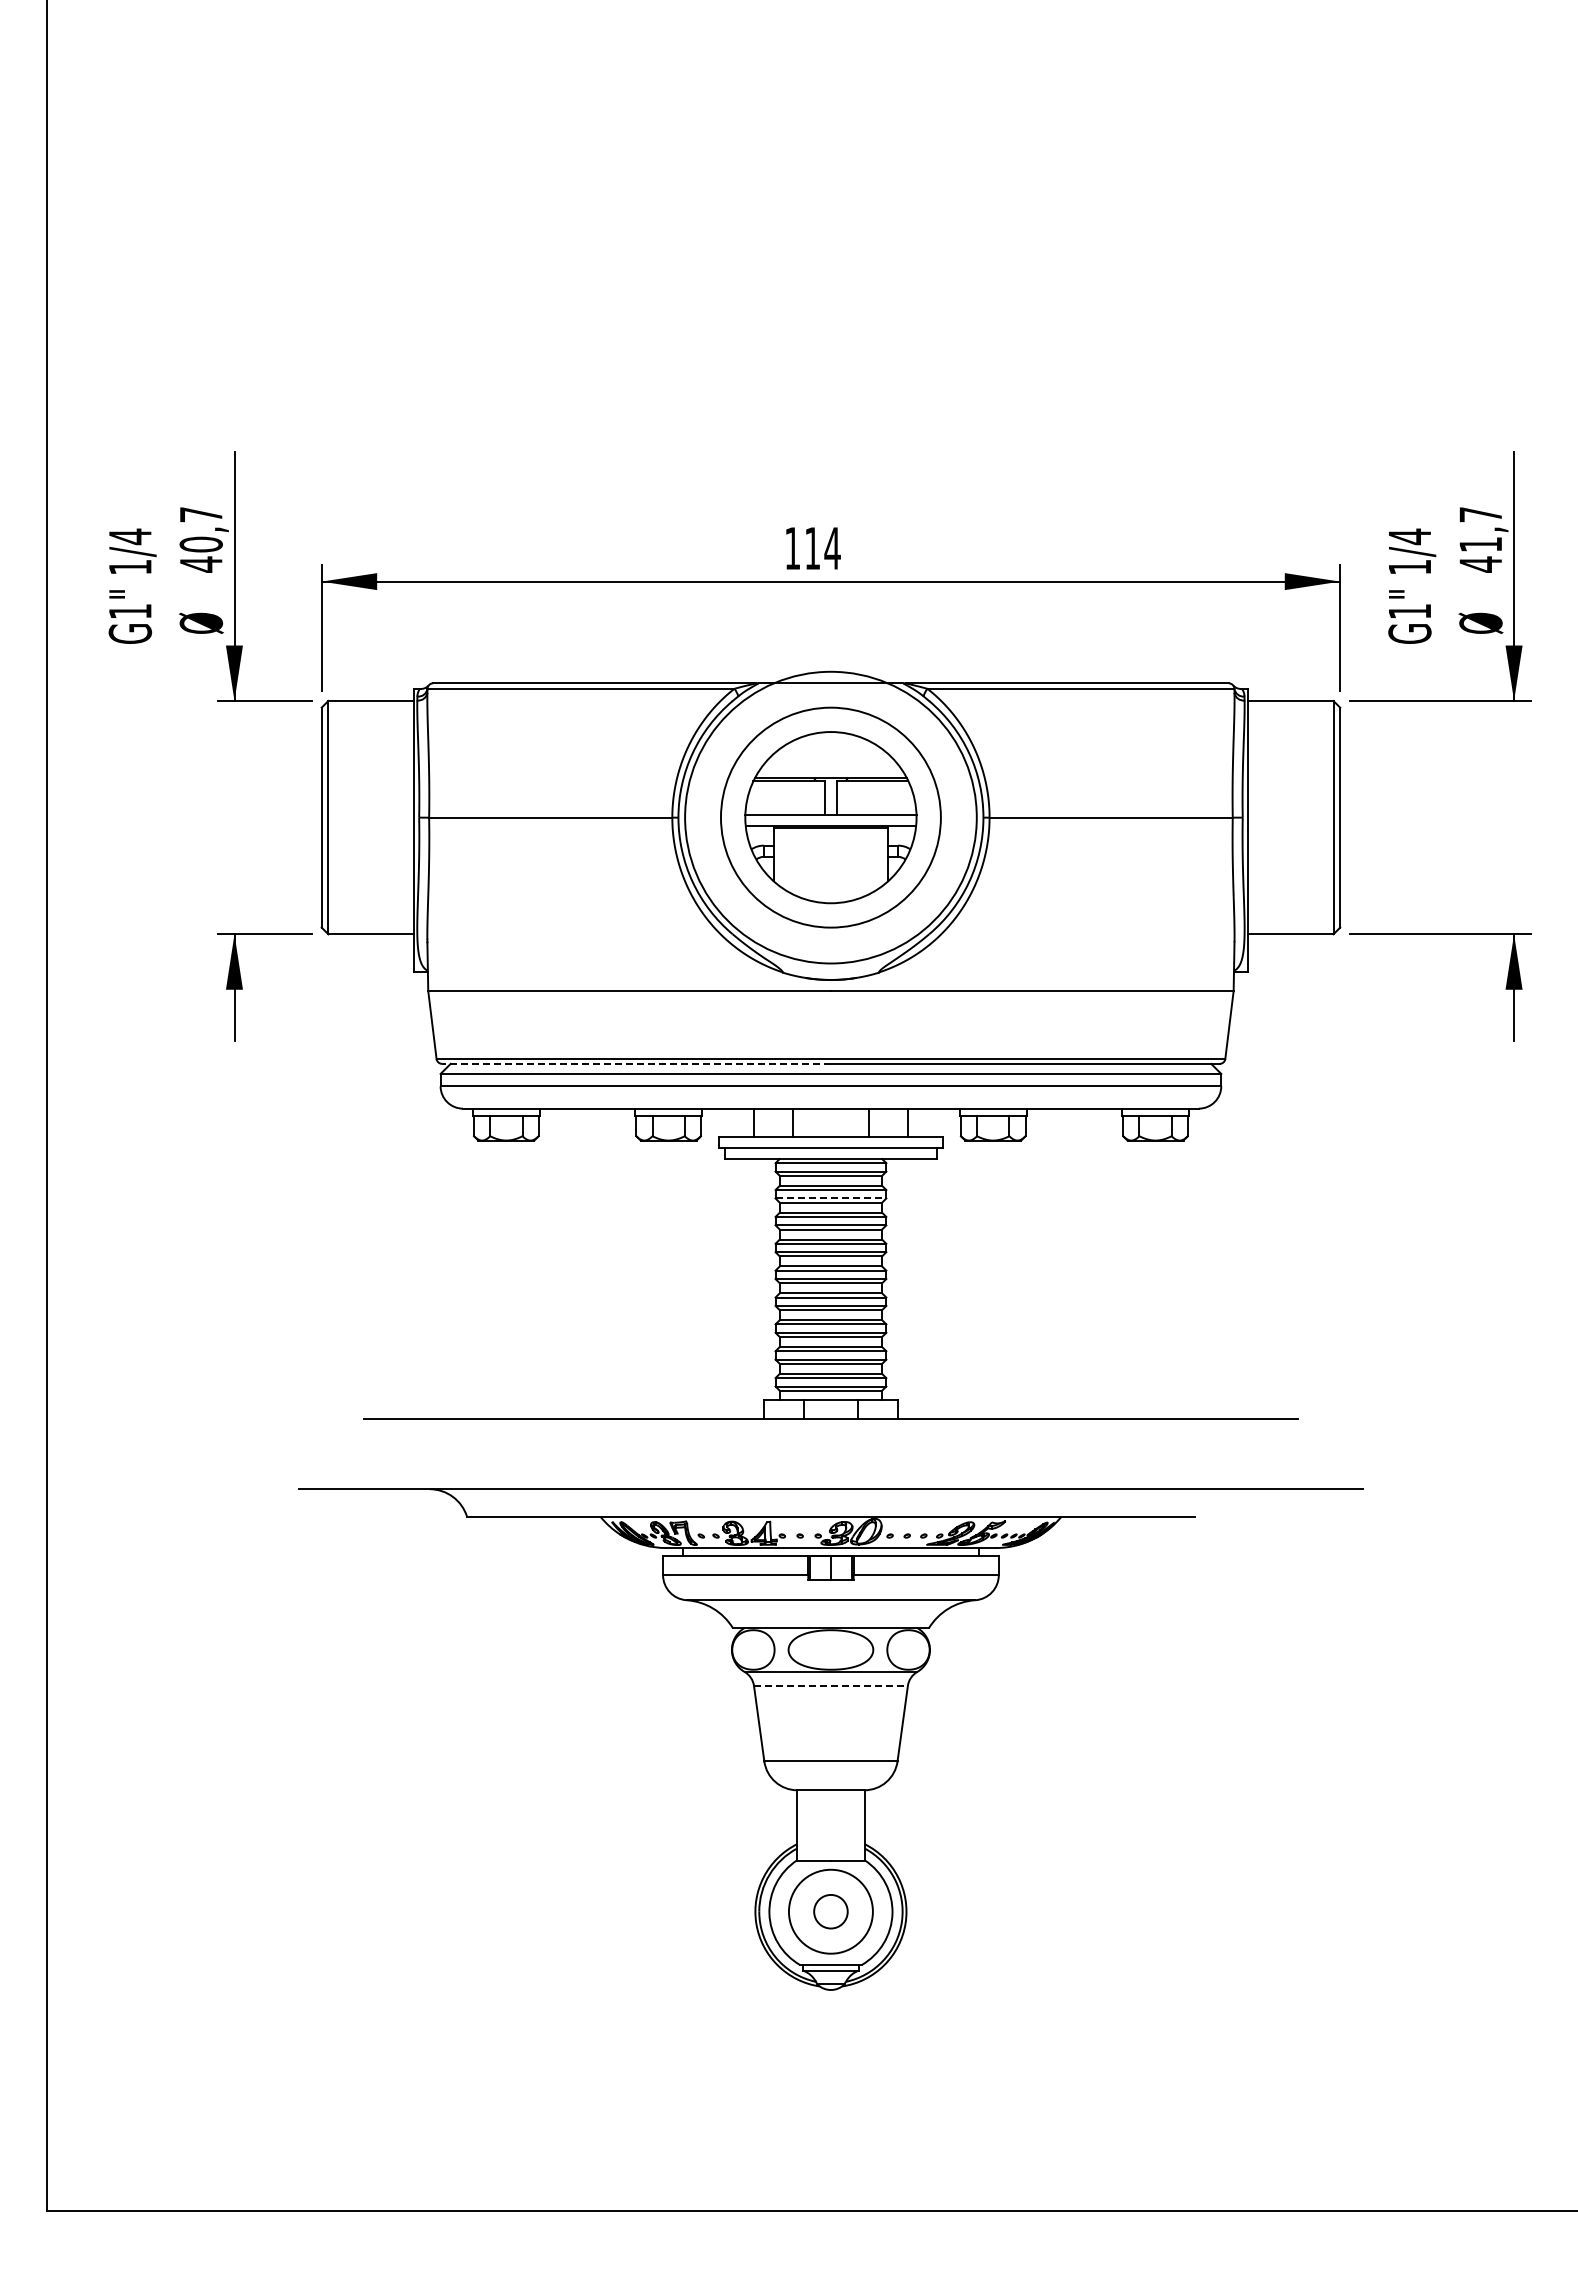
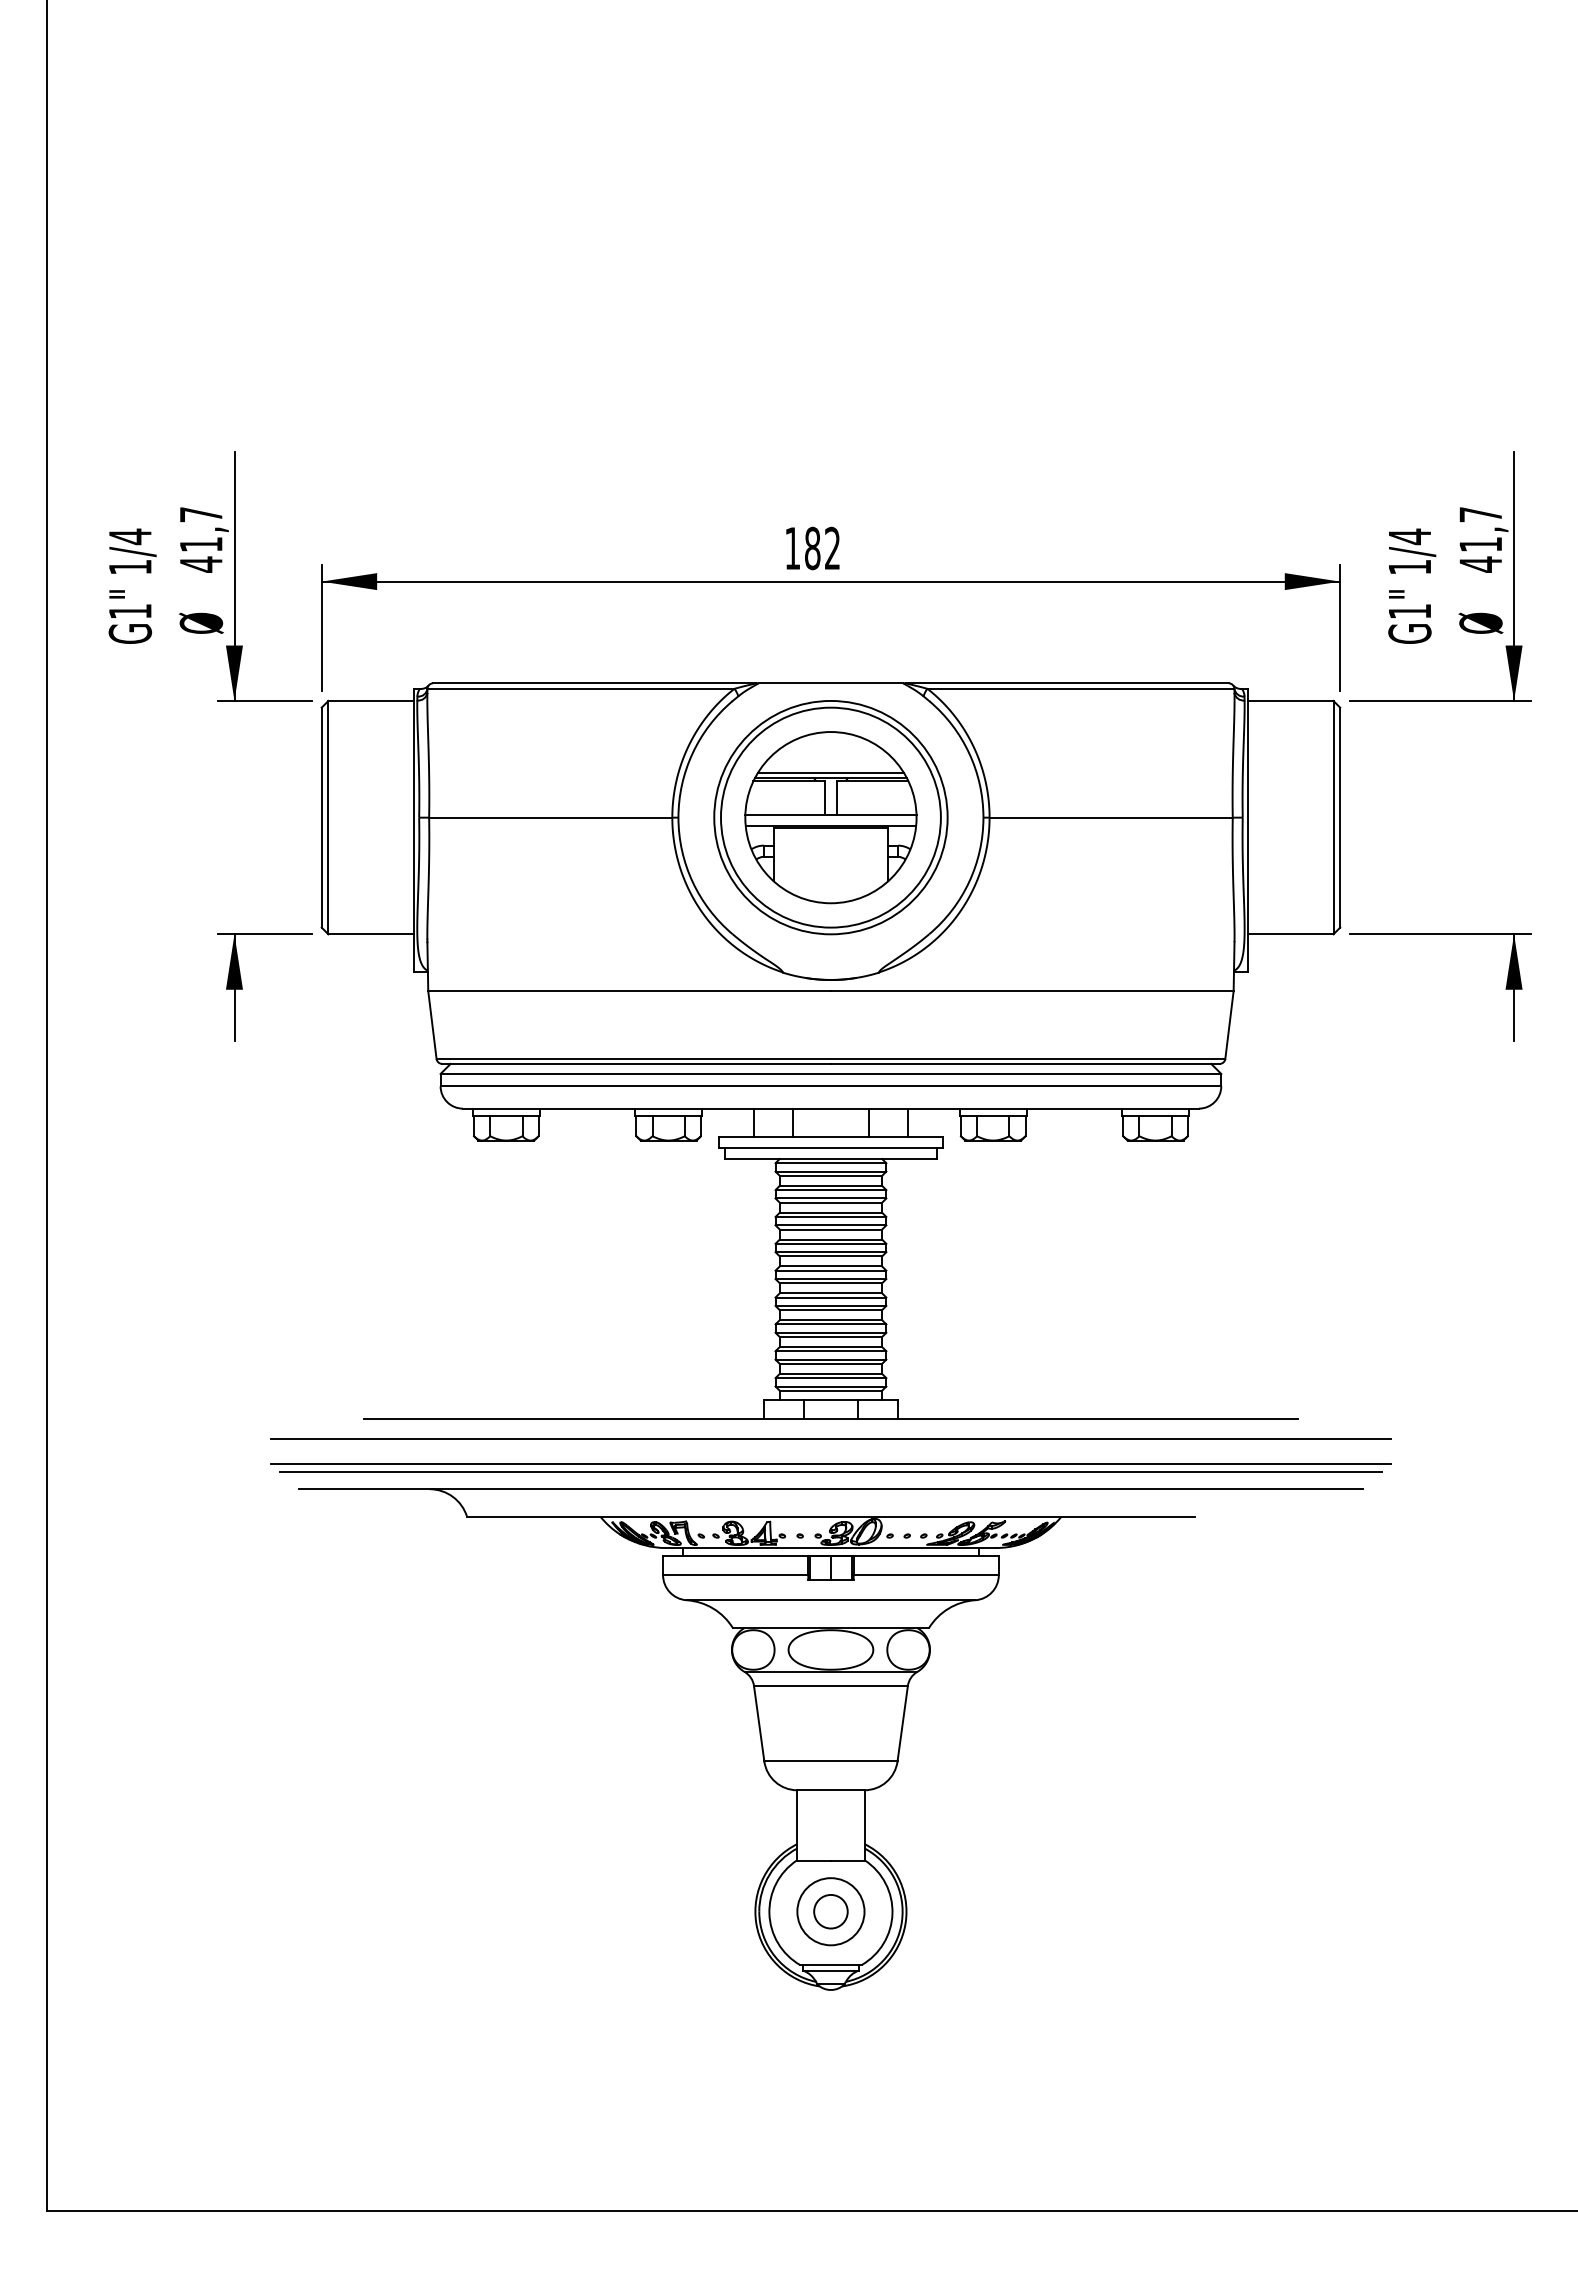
text: 40,7 -> 41,7 (200, 544)
text: 114 -> 182 (822, 548)
line: none -> present (830, 772)
circle diameter: 292 px -> 233 px (830, 817)
line: dashed -> solid (636, 1063)
line: dashed -> solid (831, 1198)
line: none -> present (830, 1438)
line: none -> present (830, 1464)
line: none -> present (830, 1472)
line: dashed -> solid (830, 1685)
circle diameter: 84 px -> 67 px (830, 1911)
